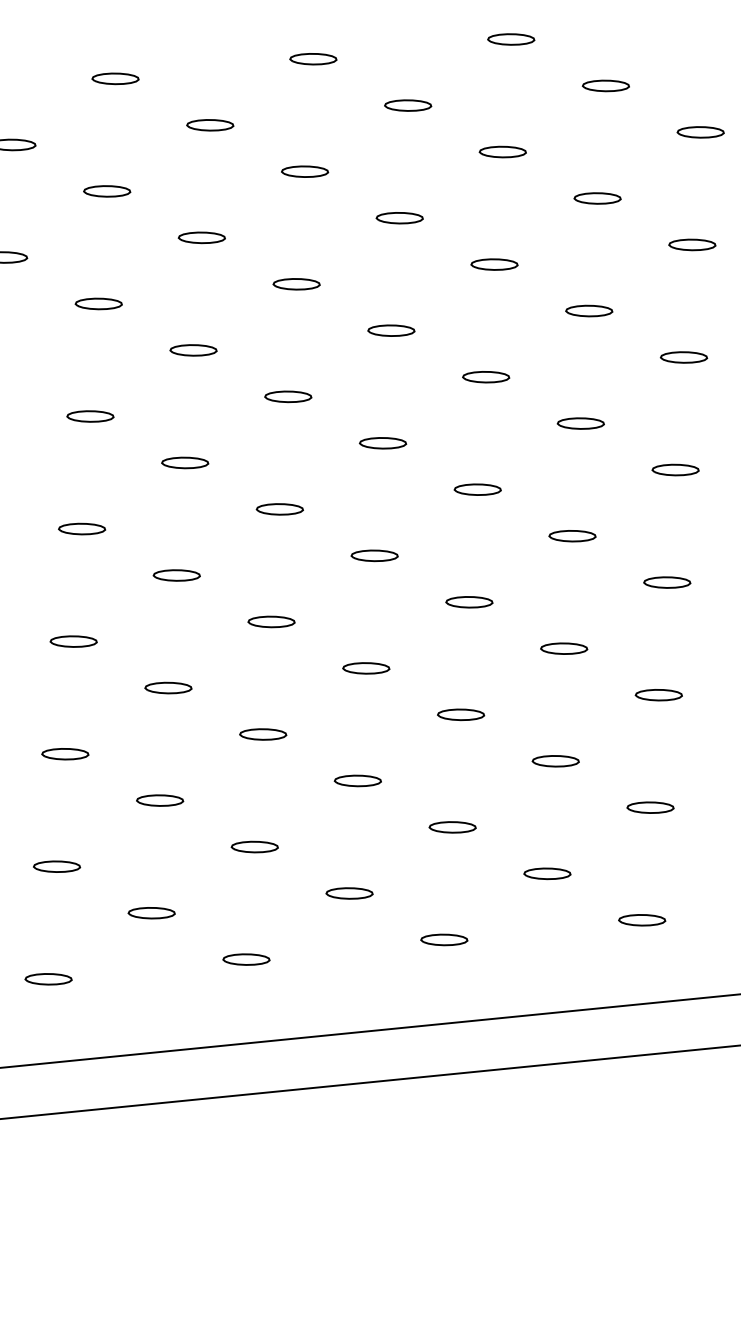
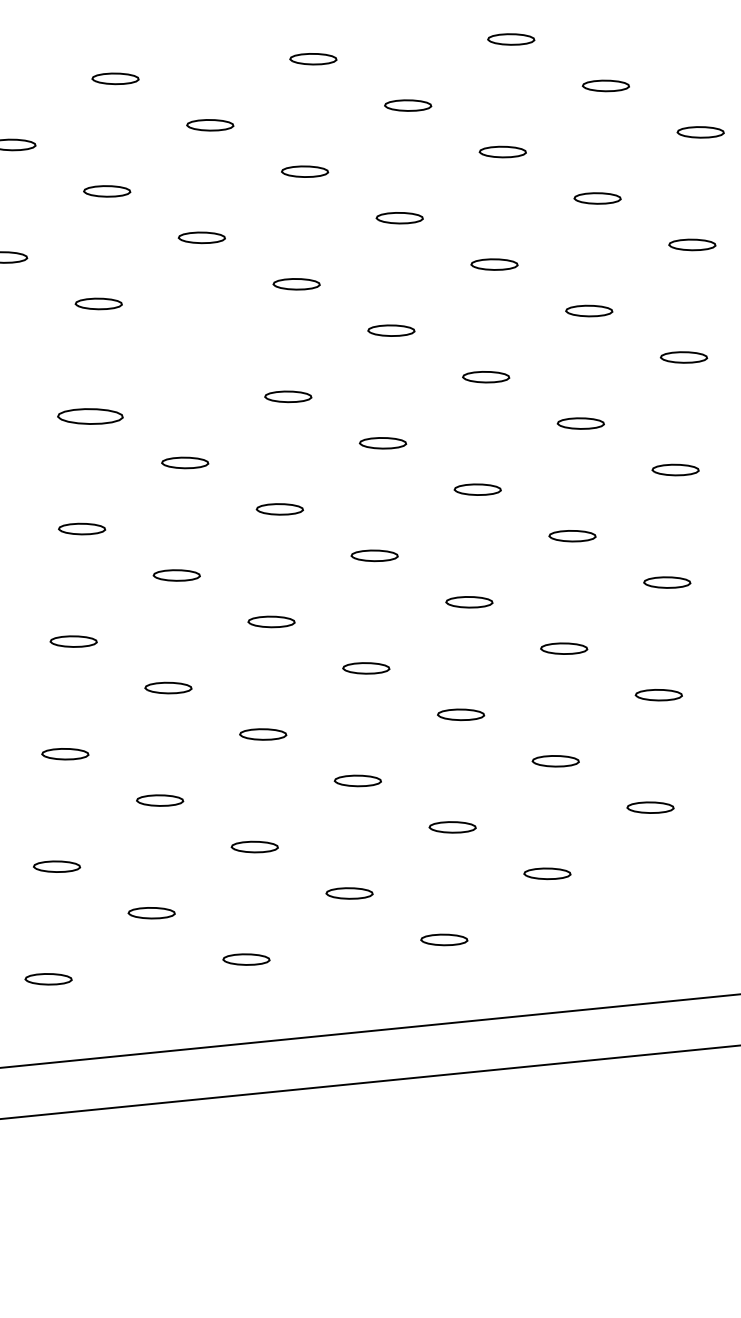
part: present -> none (193, 350)
part size: 49x13 px -> 67x17 px (90, 416)
part: present -> none (642, 920)
